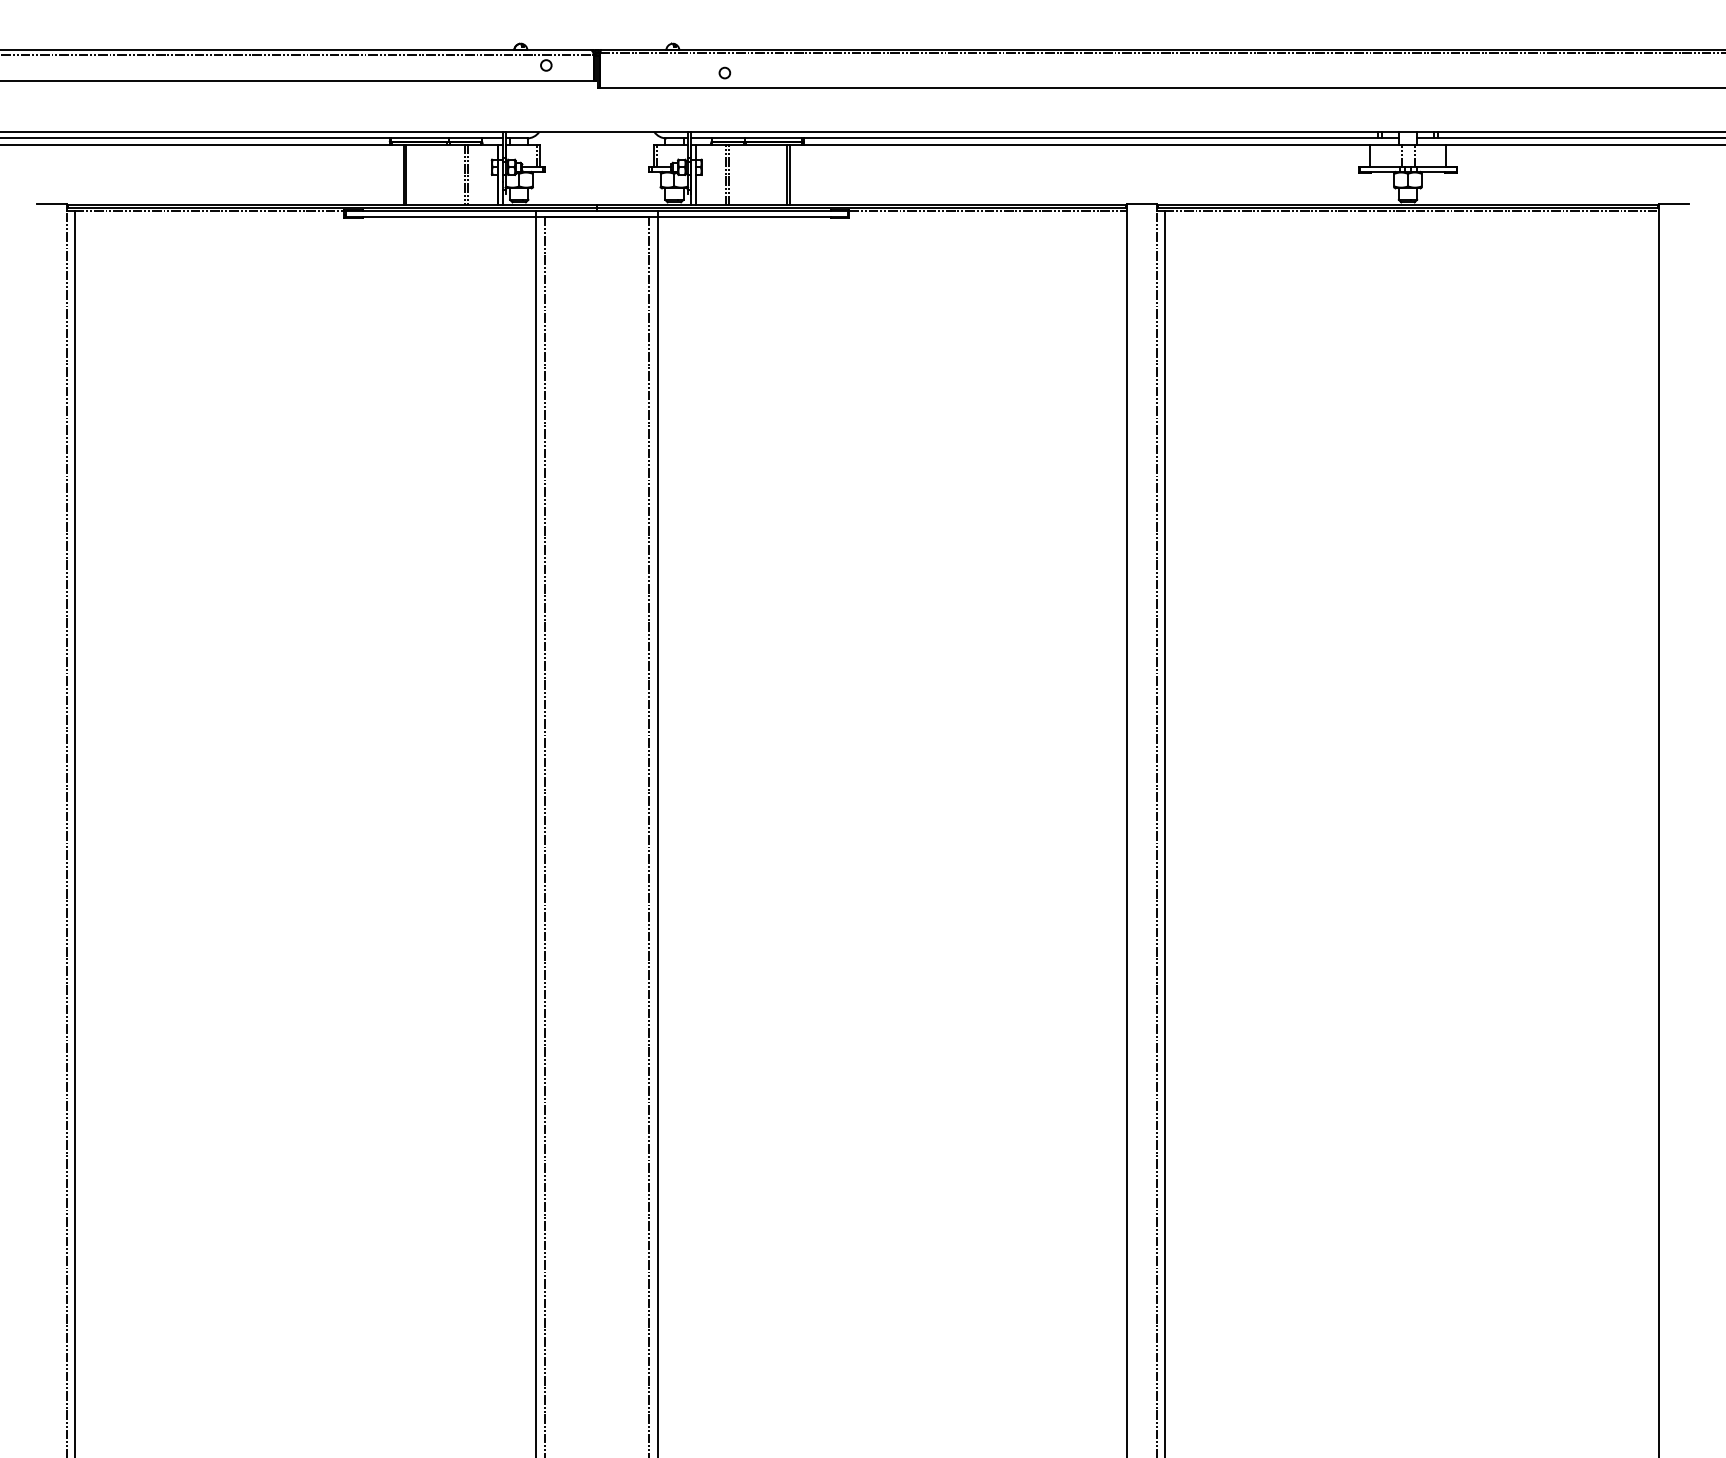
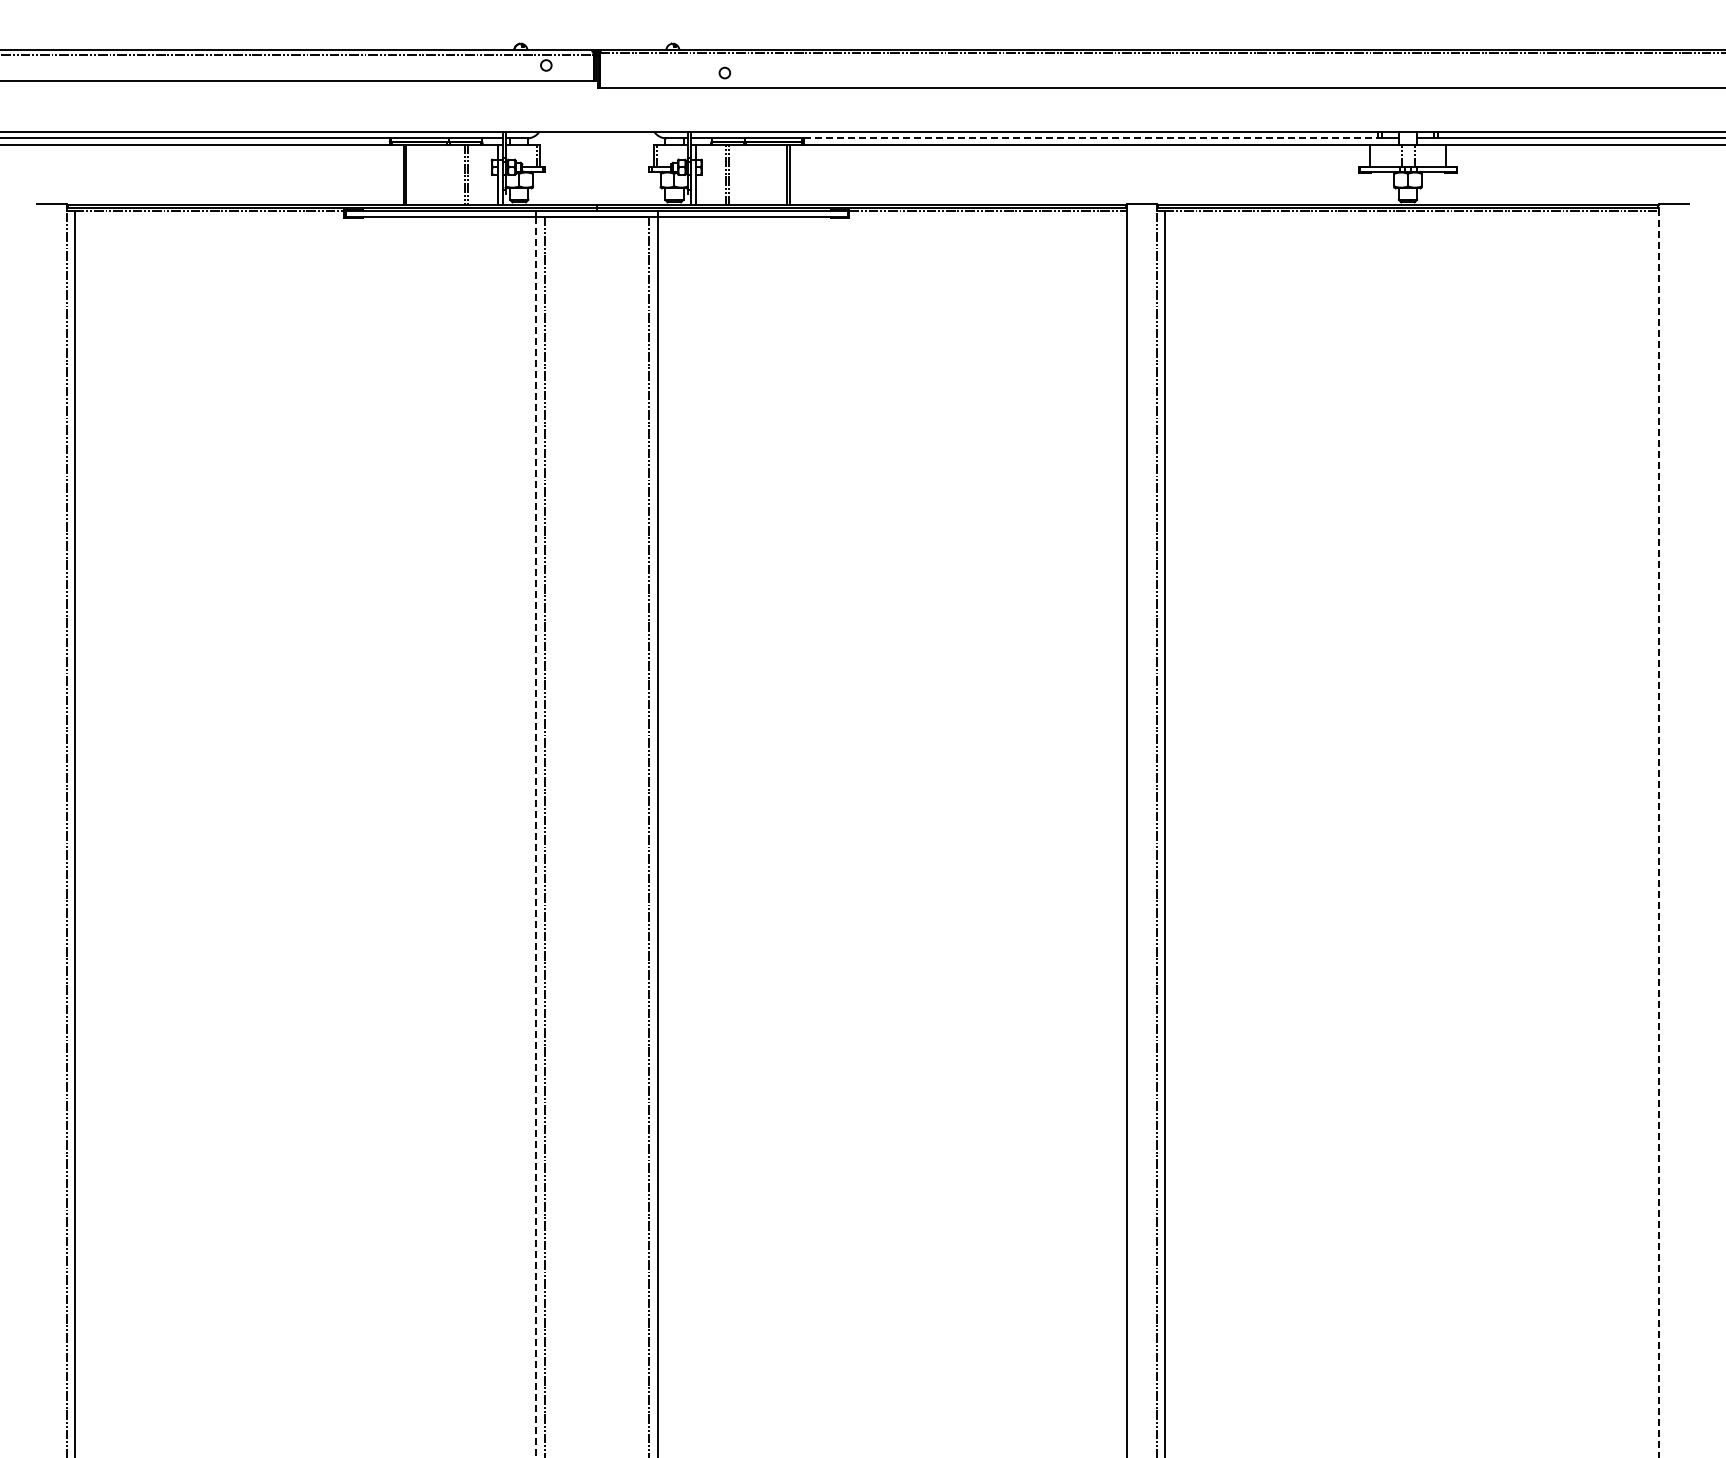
line: solid -> dashed (1090, 138)
line: solid -> dashed (1658, 830)
line: solid -> dashed (535, 837)
